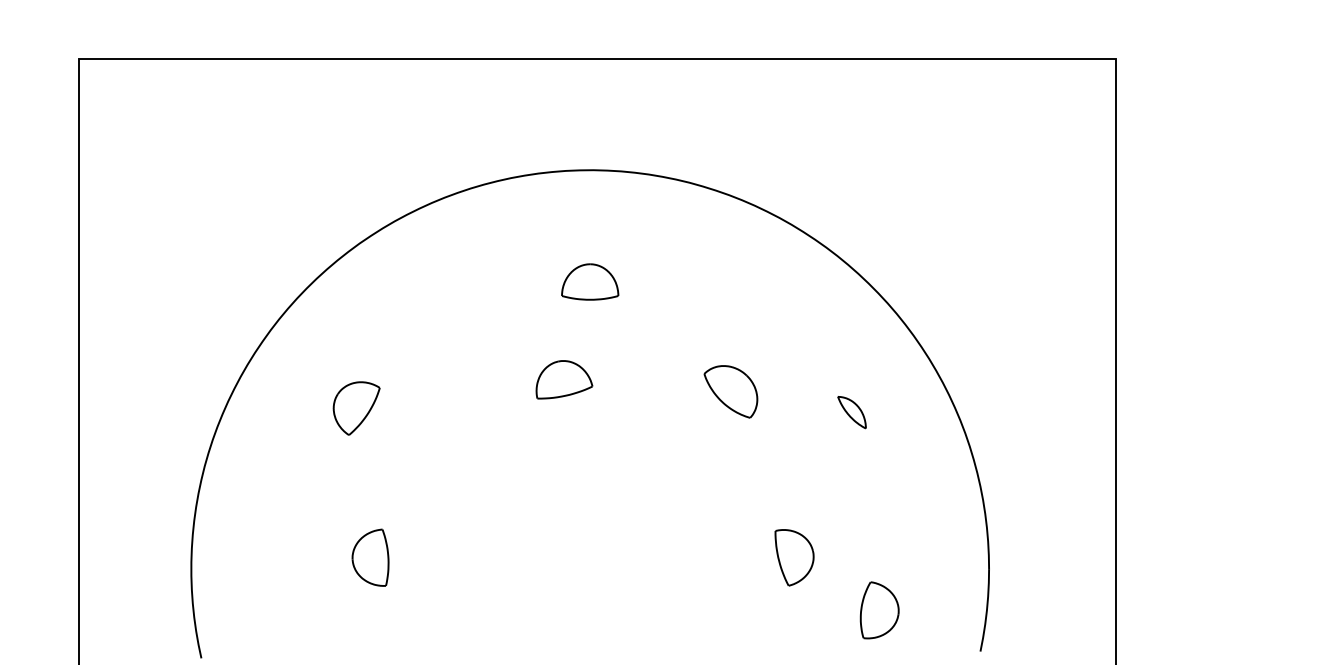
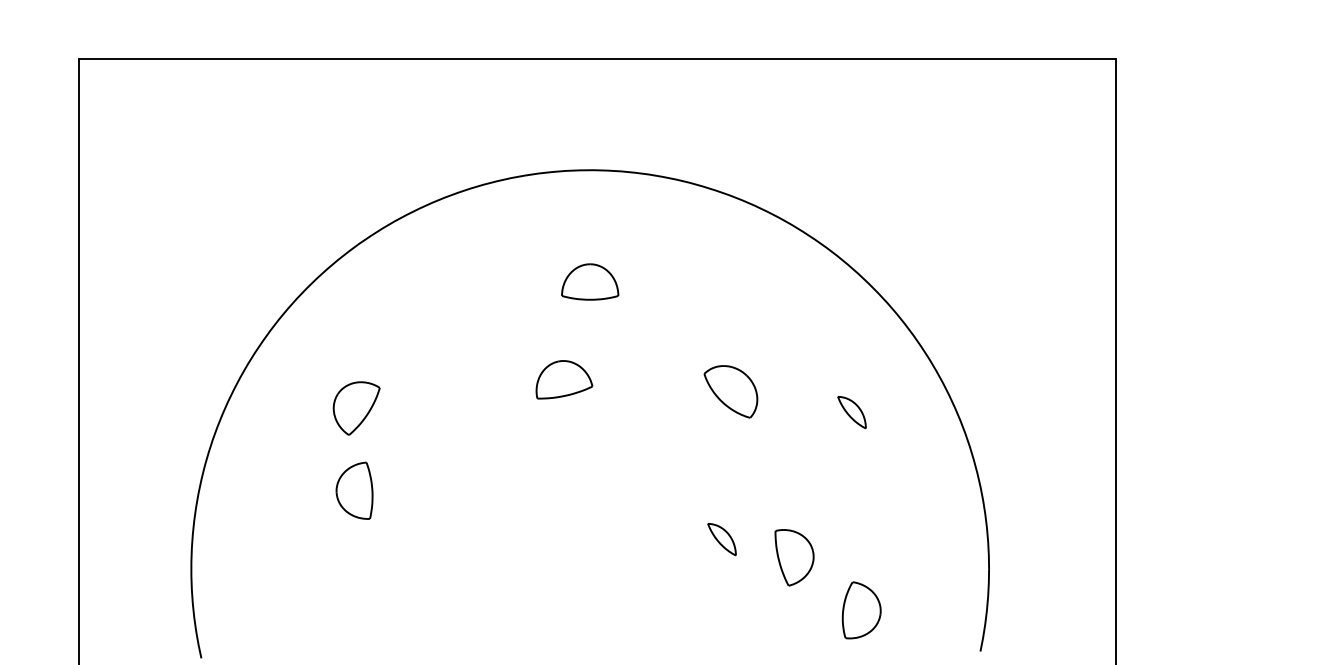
part: none -> present (721, 539)
part position: (370, 557) -> (354, 490) (354, 490)
part position: (879, 610) -> (861, 610) (861, 610)
